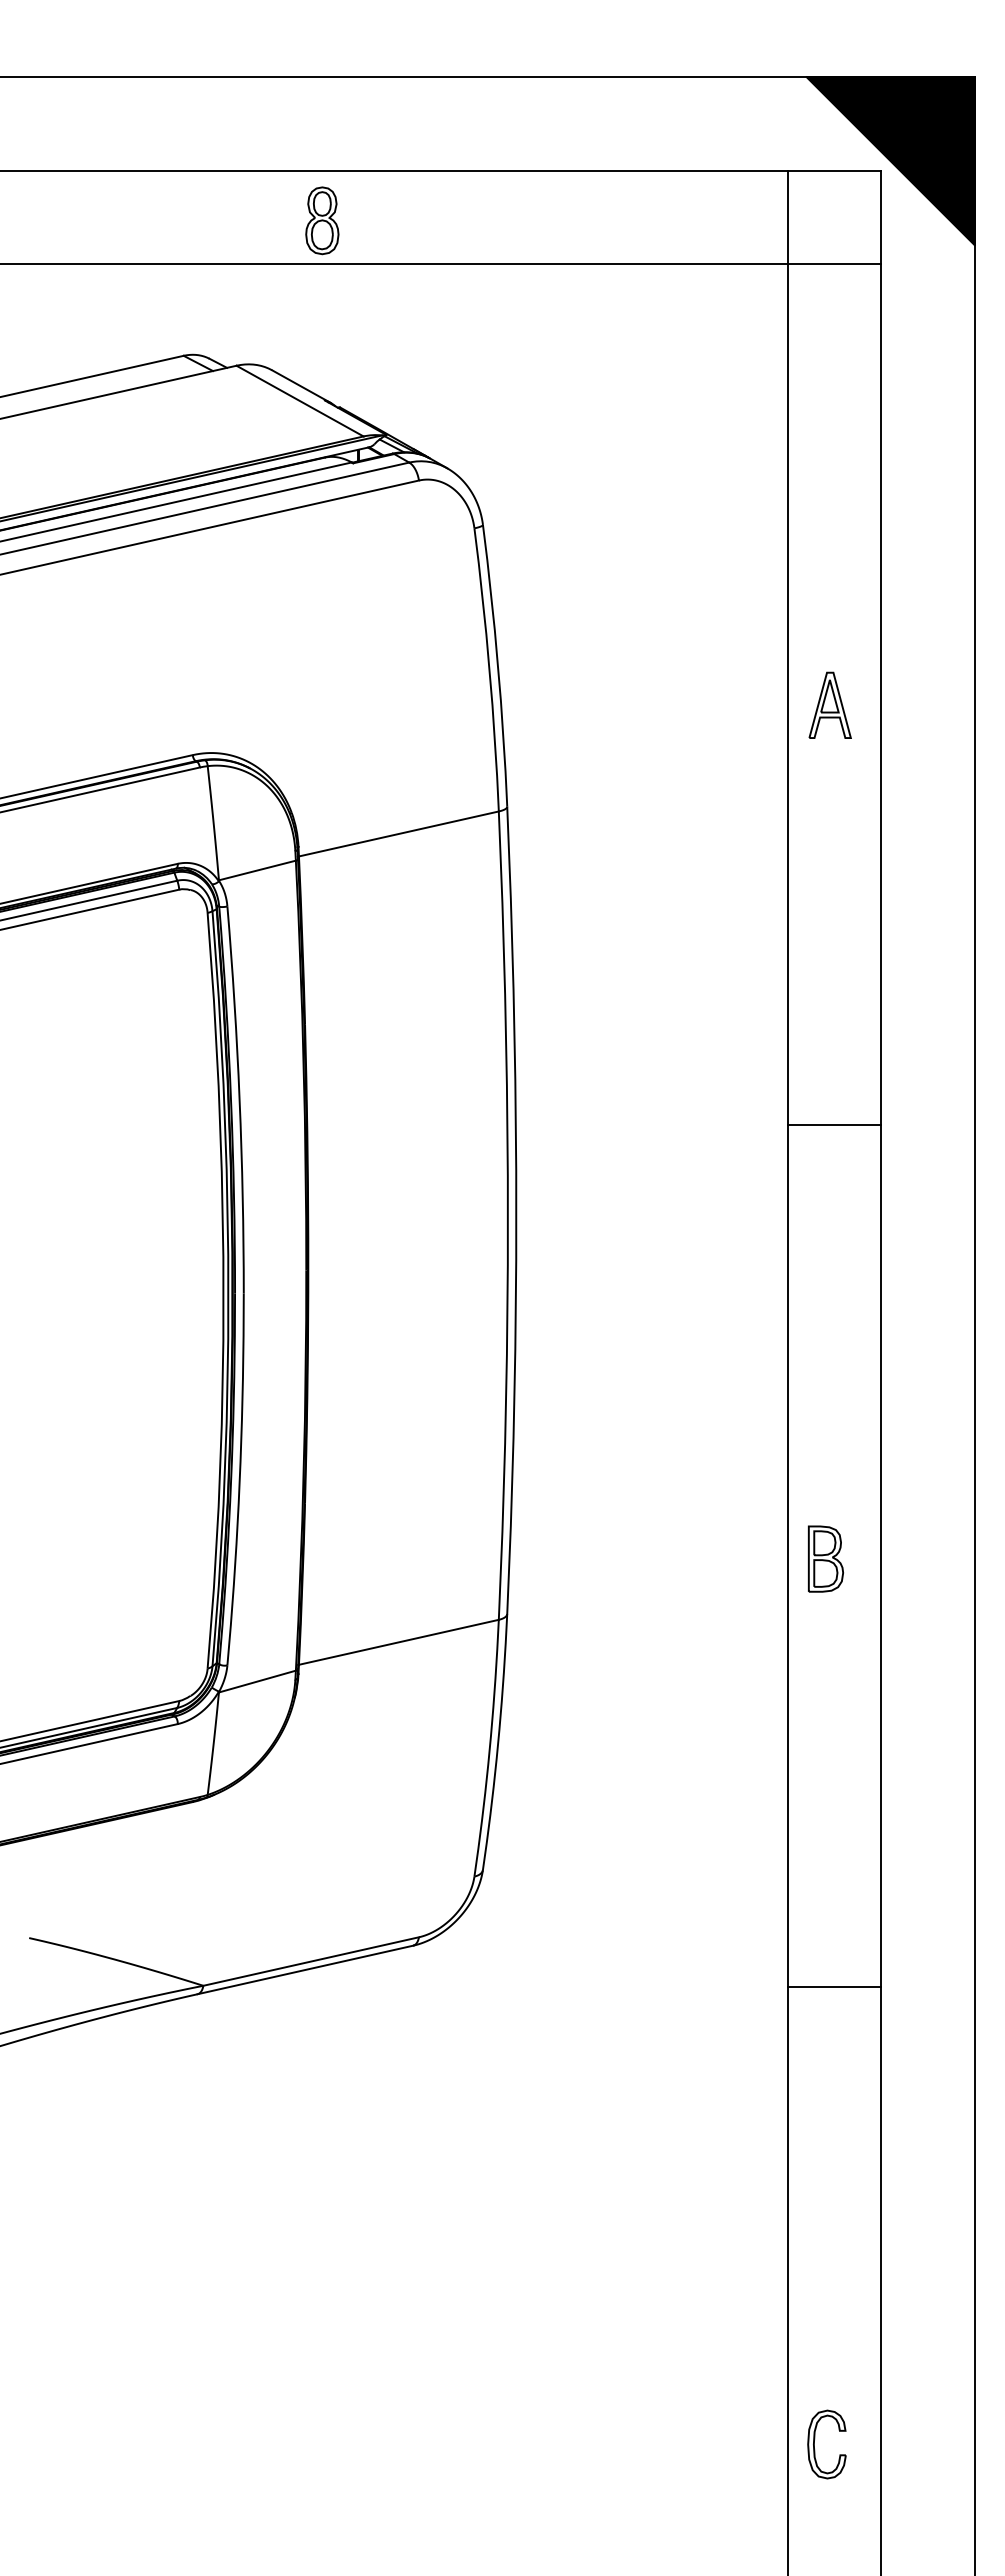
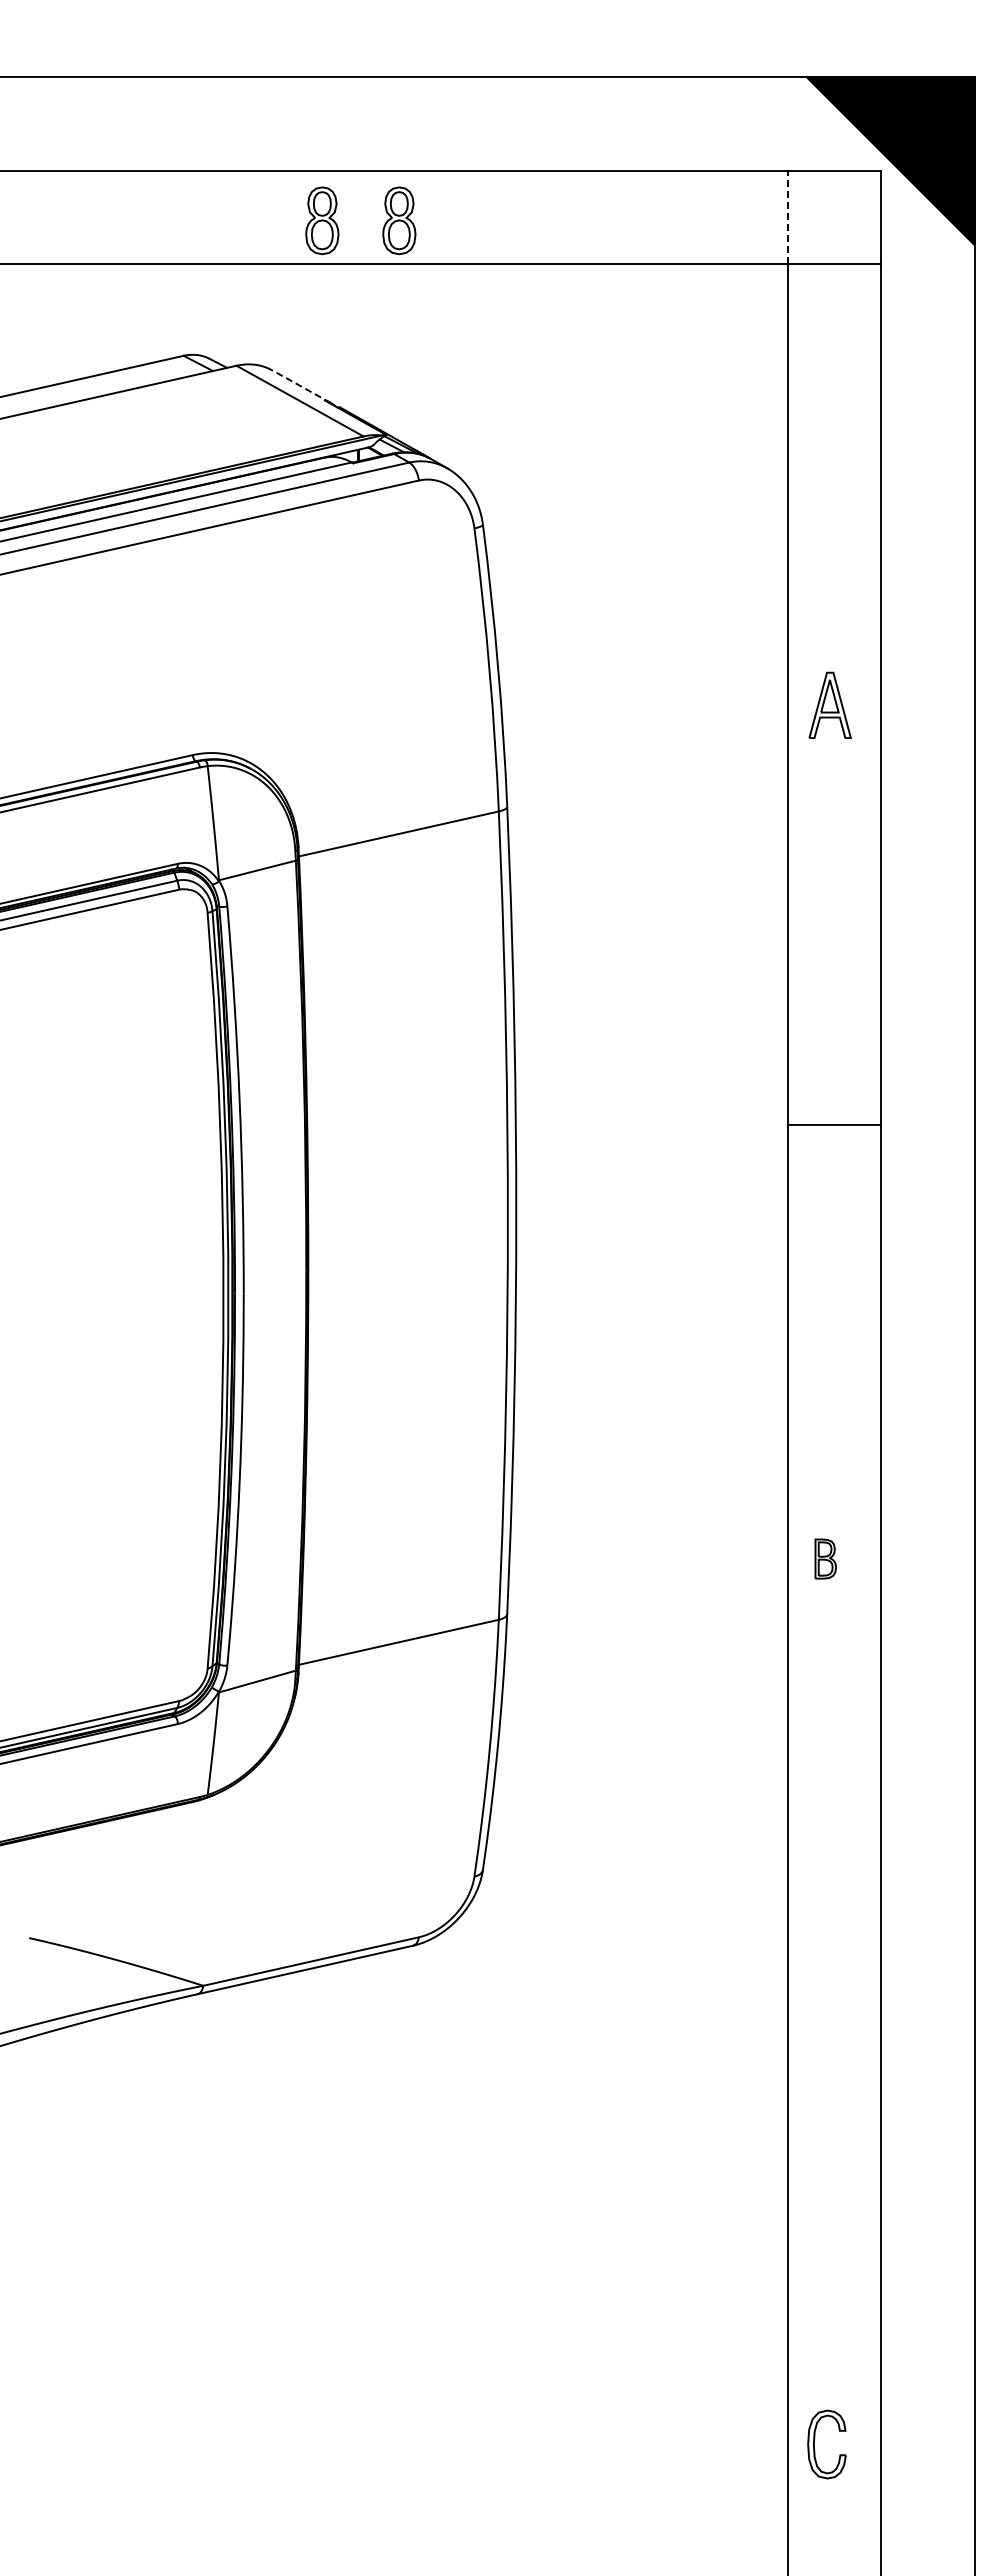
line: solid -> dashed (788, 217)
part: none -> present (399, 220)
line: solid -> dashed (300, 386)
part size: 37x68 px -> 23x42 px (825, 1558)
line: present -> none (834, 1986)
